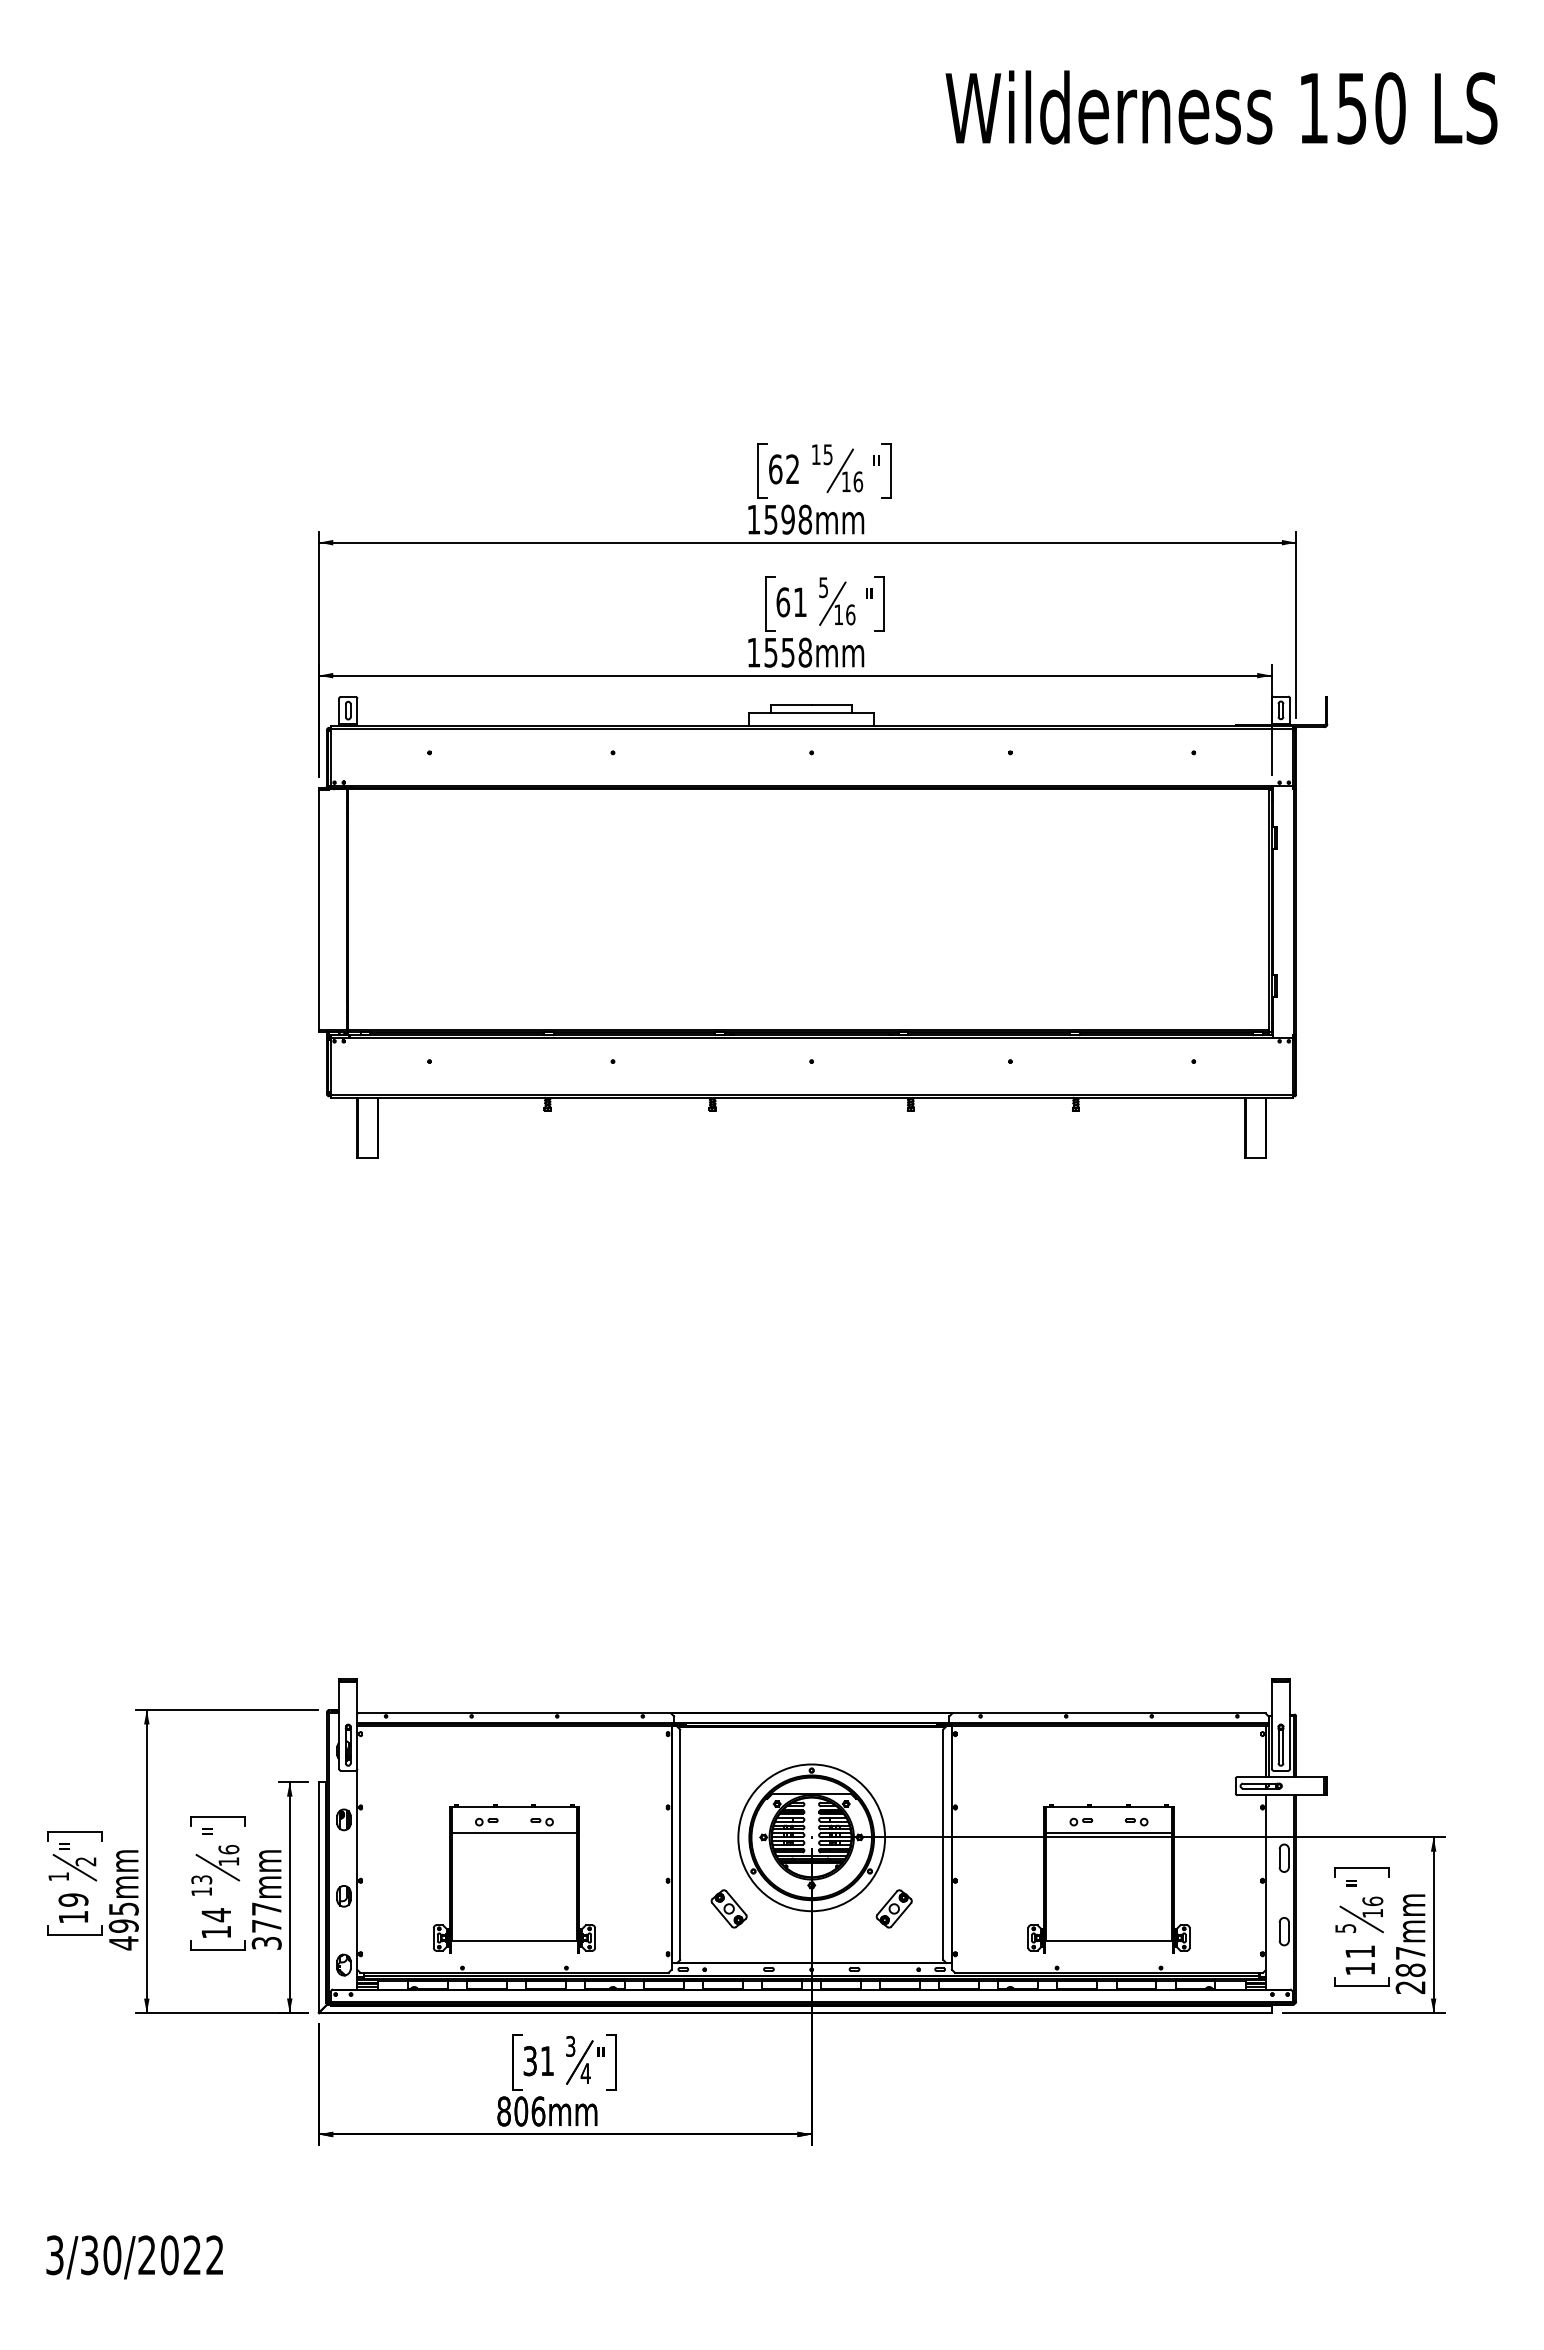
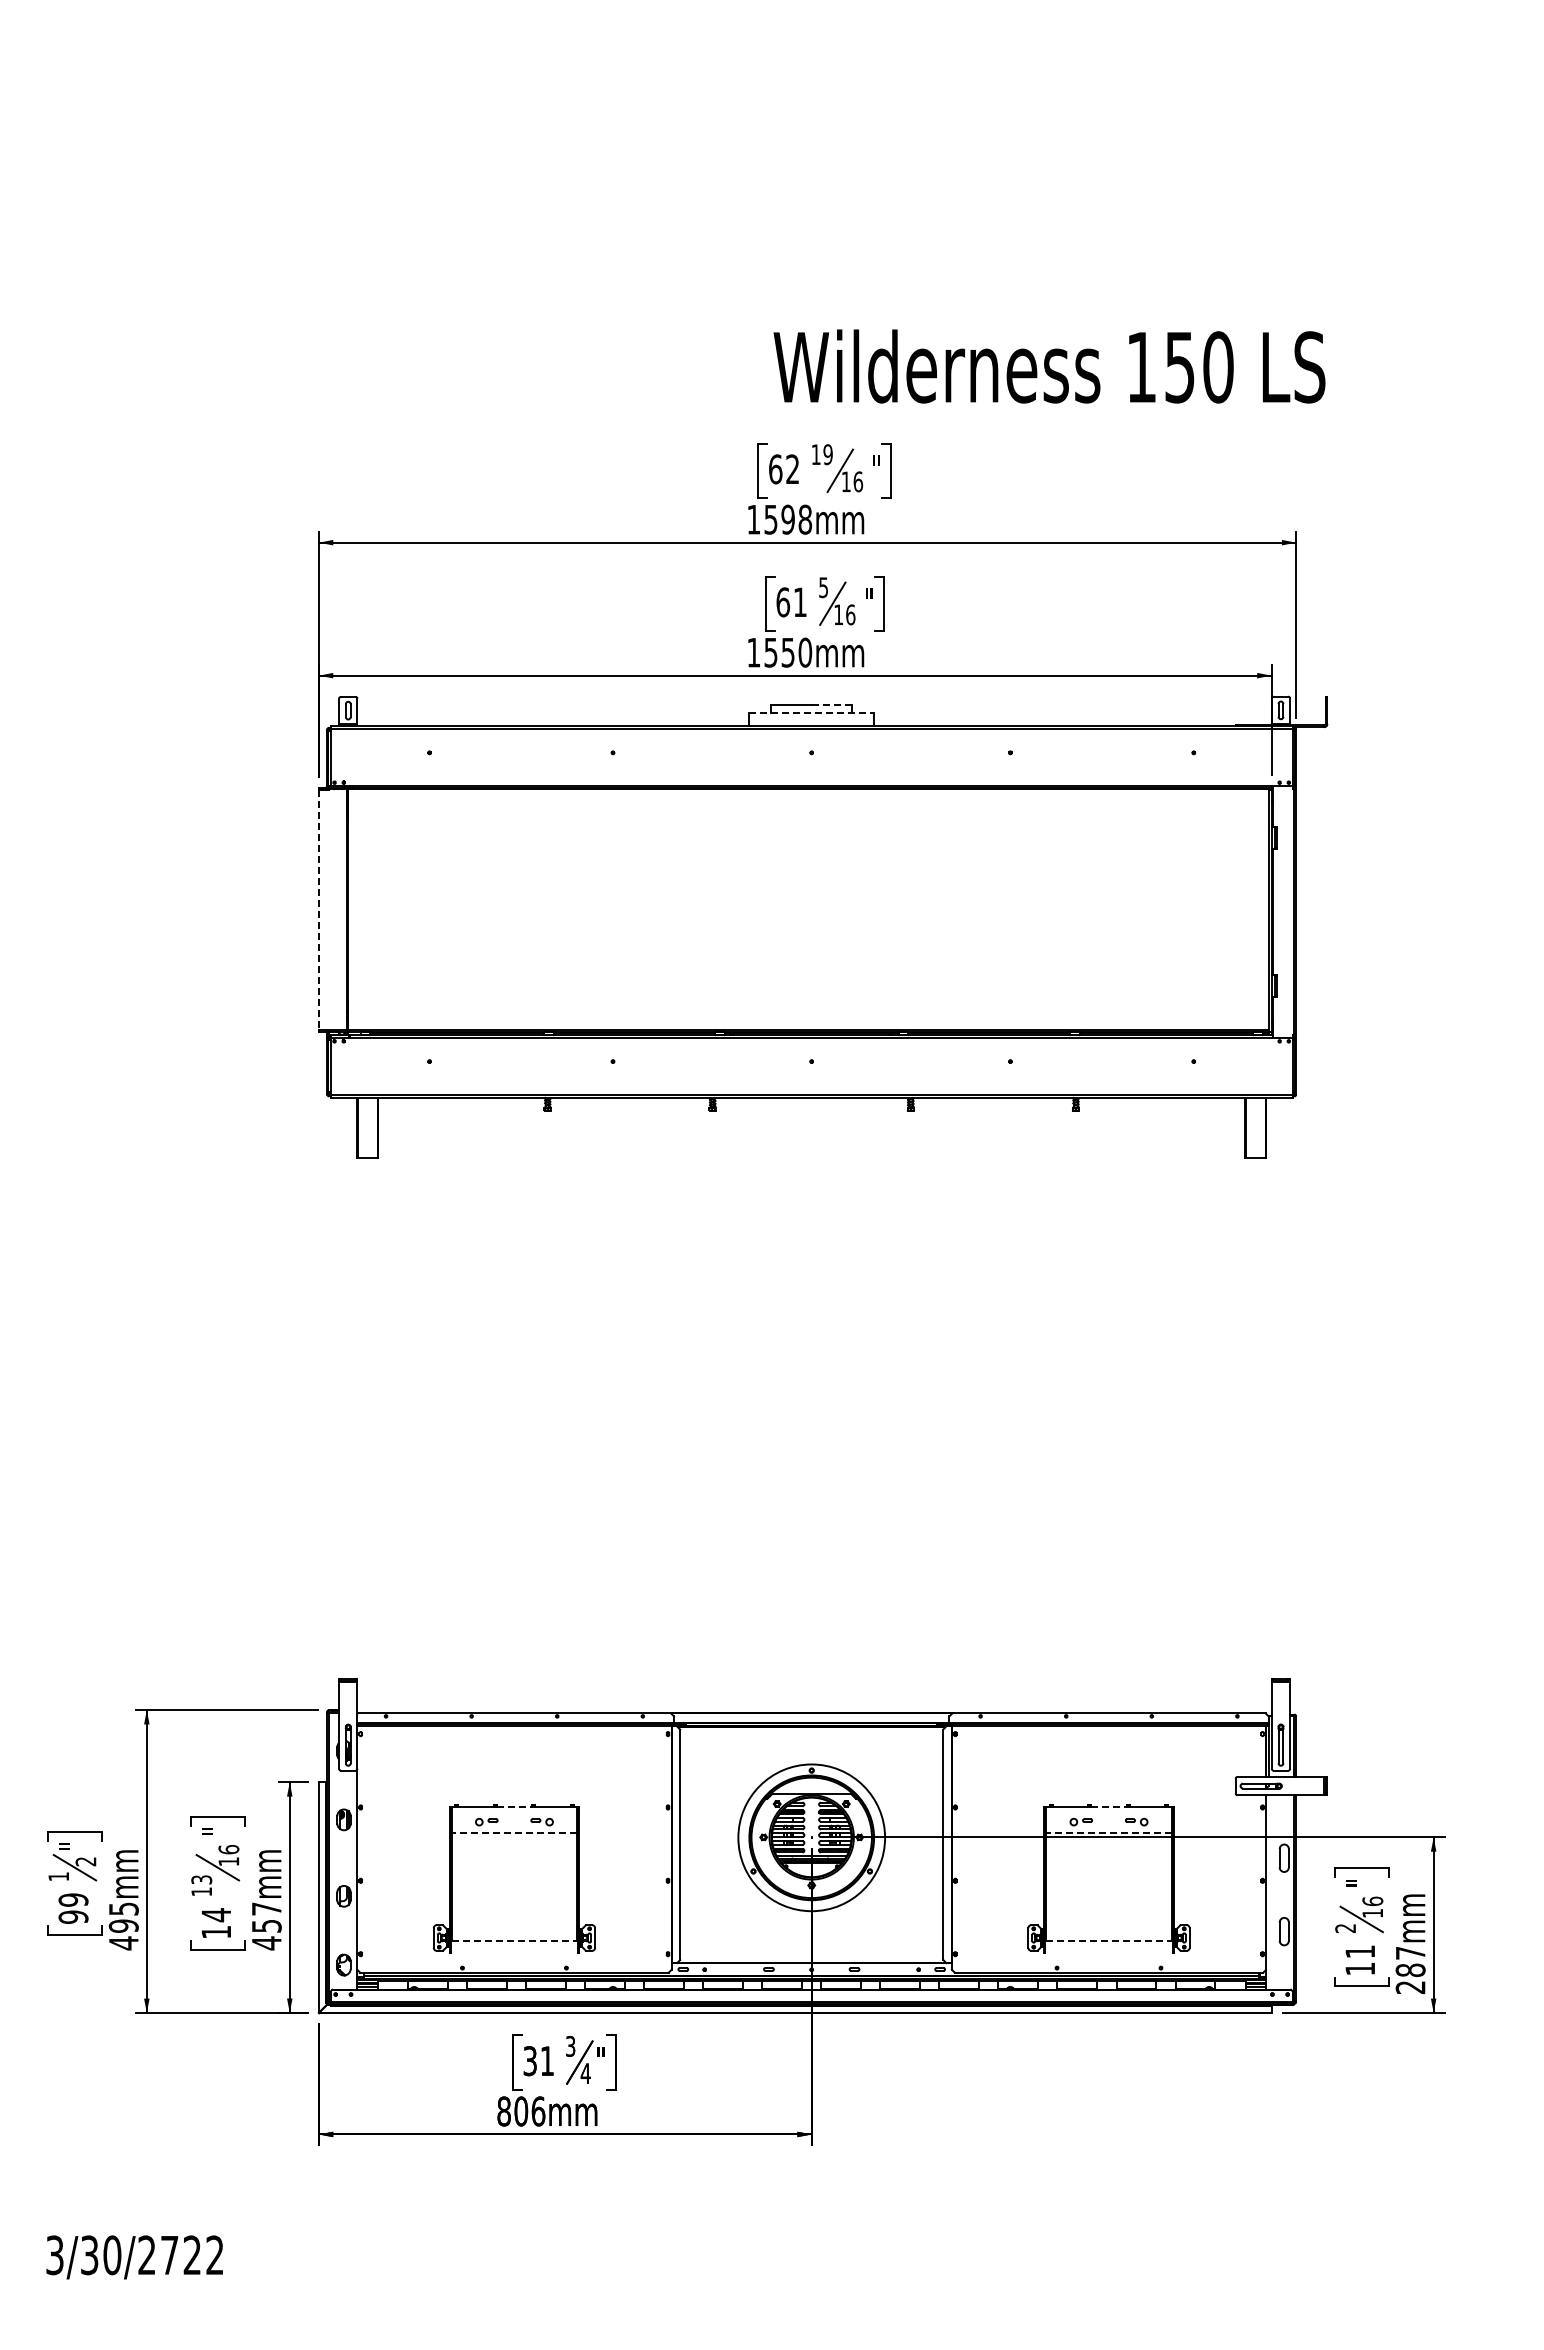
text position: (1221, 107) -> (1049, 366) (1049, 366)
text: 15 -> 19 (827, 454)
text: 1558mm -> 1550mm (805, 652)
line: solid -> dashed (832, 705)
line: solid -> dashed (812, 713)
line: solid -> dashed (318, 910)
line: solid -> dashed (514, 1806)
line: solid -> dashed (1109, 1806)
line: solid -> dashed (514, 1832)
line: solid -> dashed (1109, 1832)
part: present -> none (728, 1908)
part: present -> none (893, 1908)
text: 19 -> 99 (73, 1916)
text: 5 -> 2 (1345, 1928)
text: 377mm -> 457mm (266, 1935)
line: solid -> dashed (514, 1941)
line: solid -> dashed (1109, 1941)
text: 3/30/2022 -> 3/30/2722 (169, 2255)
